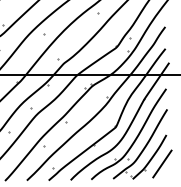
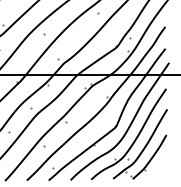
line: present -> none (162, 163)
